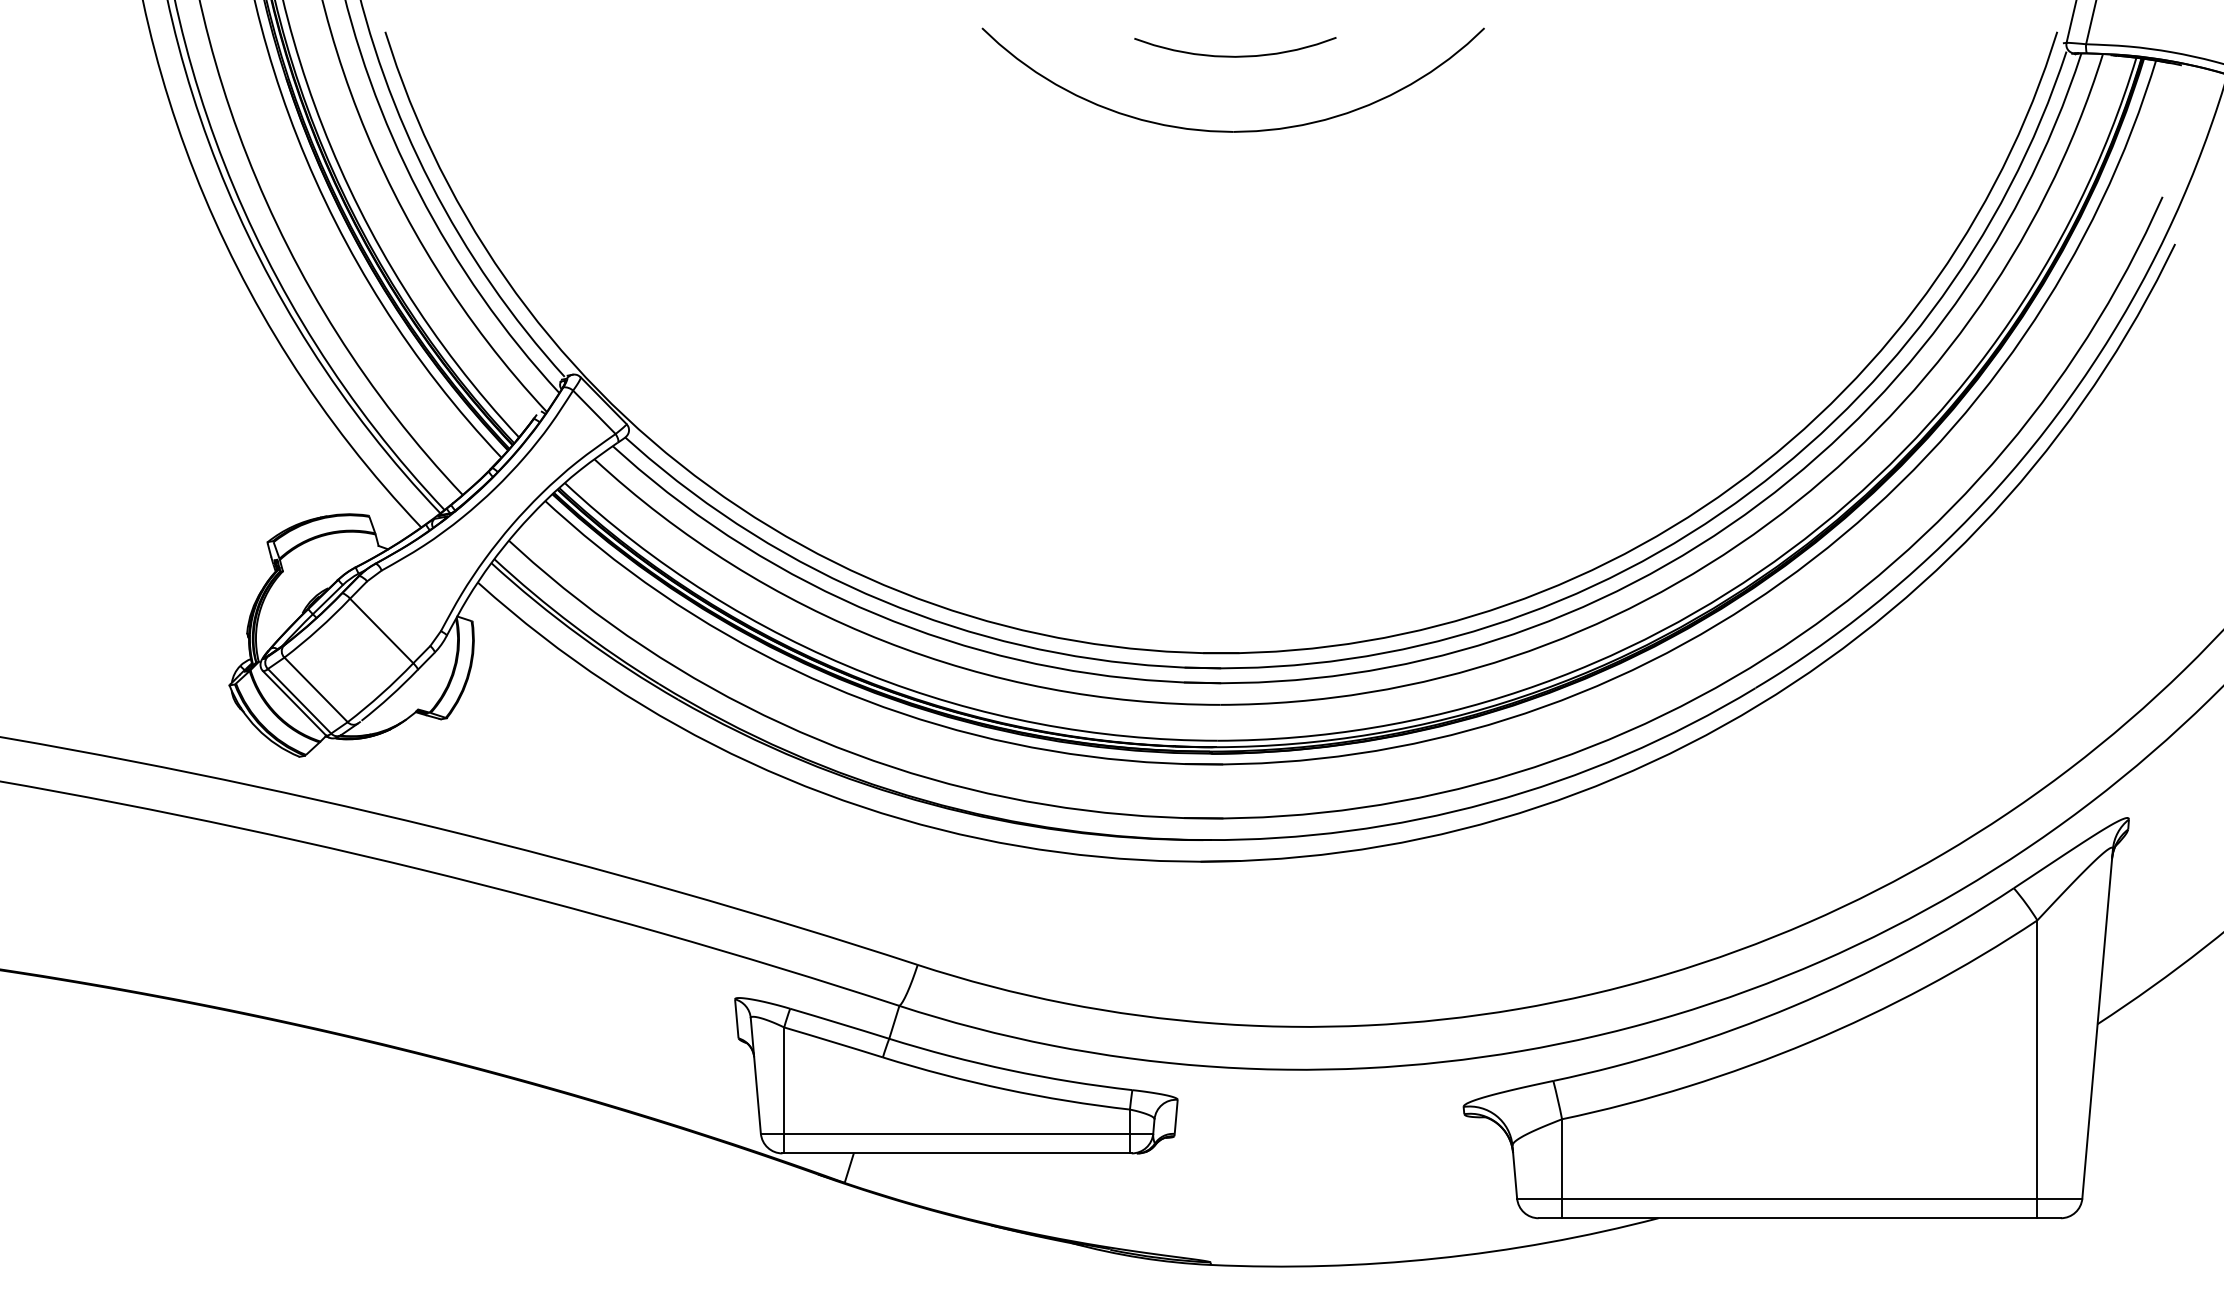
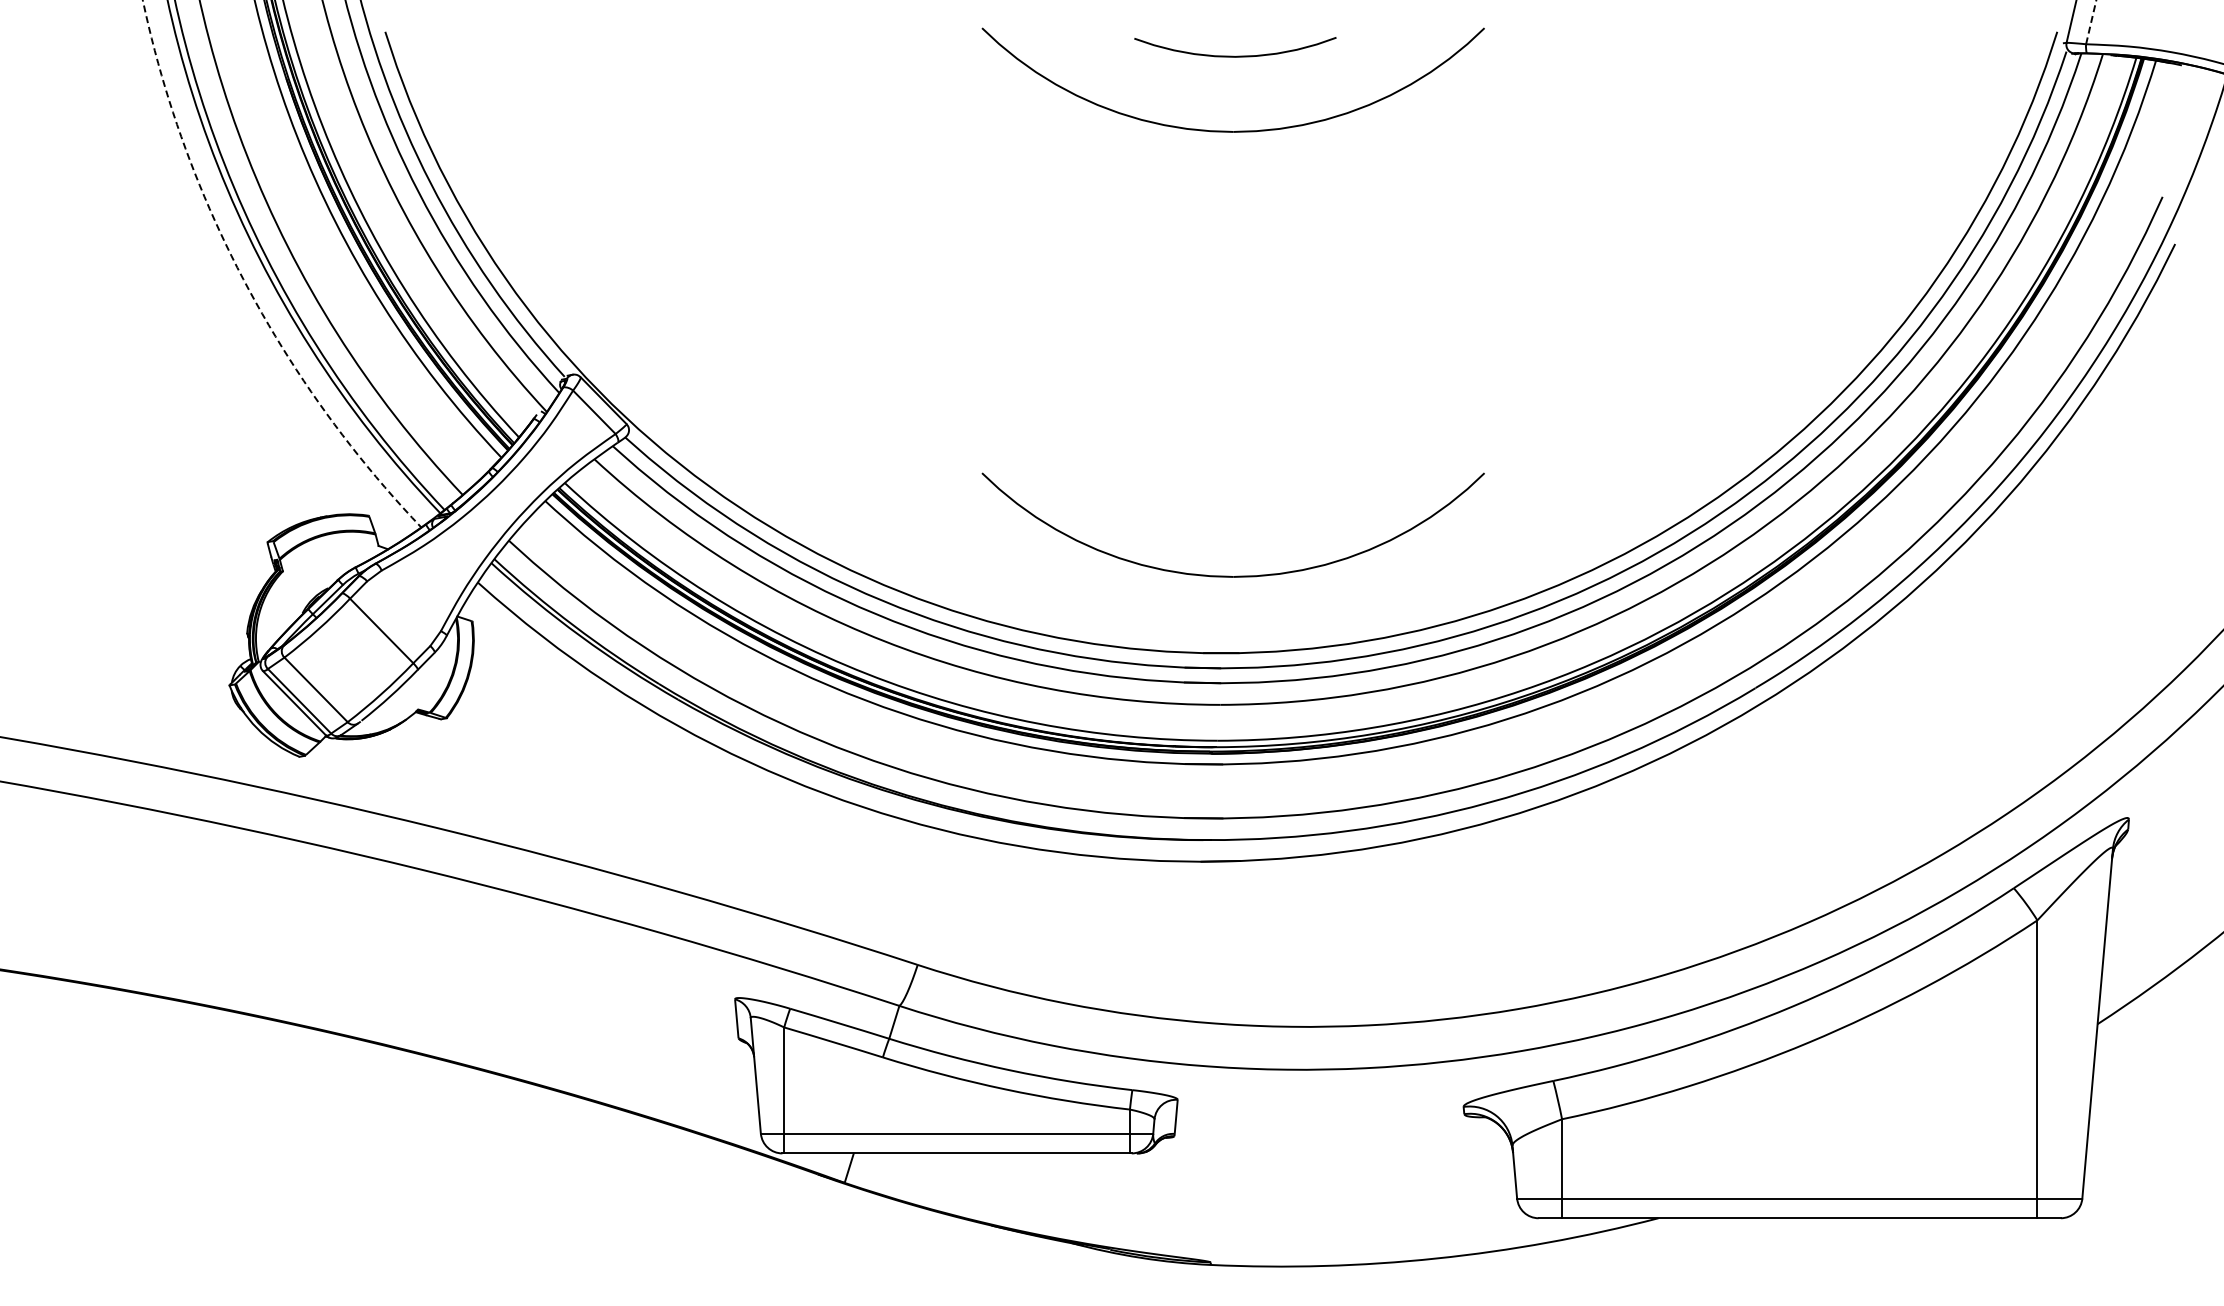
line: solid -> dashed (2091, 22)
arc: solid -> dashed (245, 283)
part: none -> present (1229, 575)
